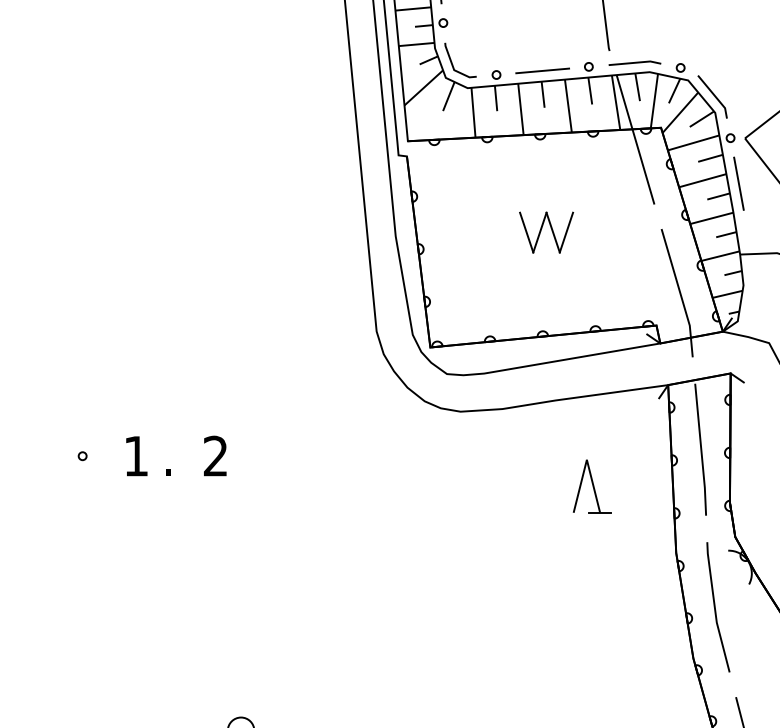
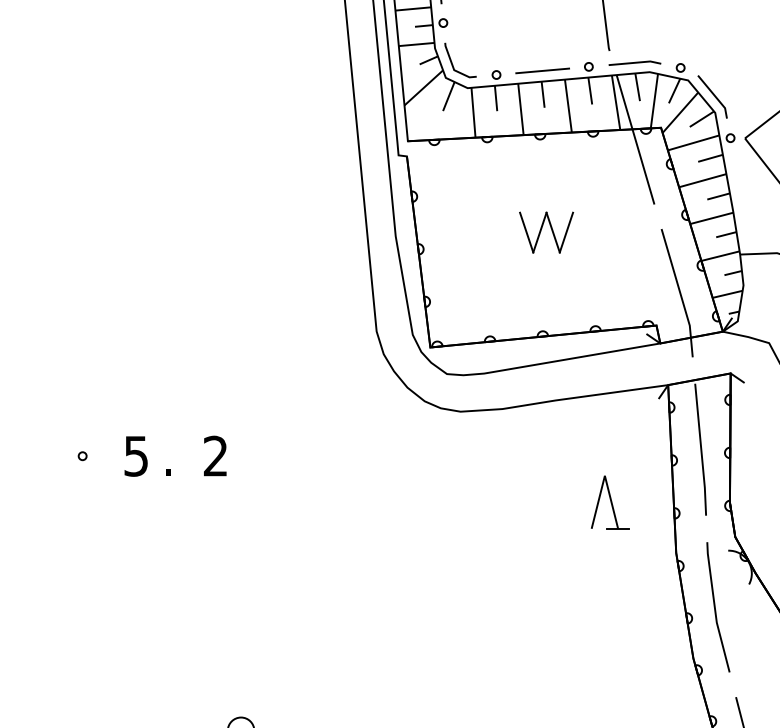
line: present -> none (738, 183)
text: 1 -> 5 (135, 456)
part position: (591, 486) -> (609, 502) (609, 502)
